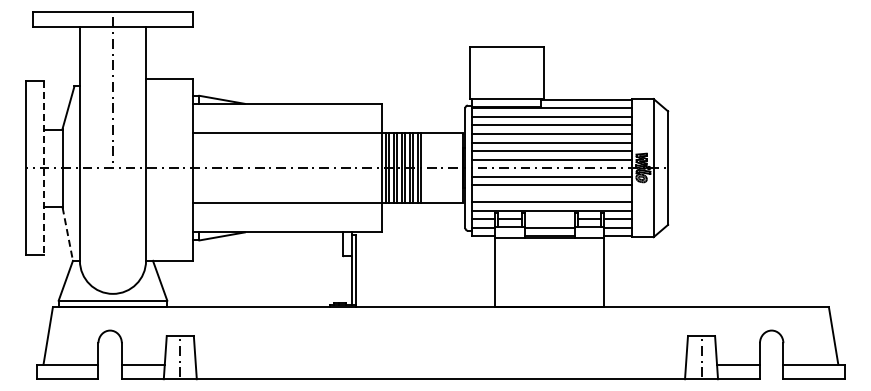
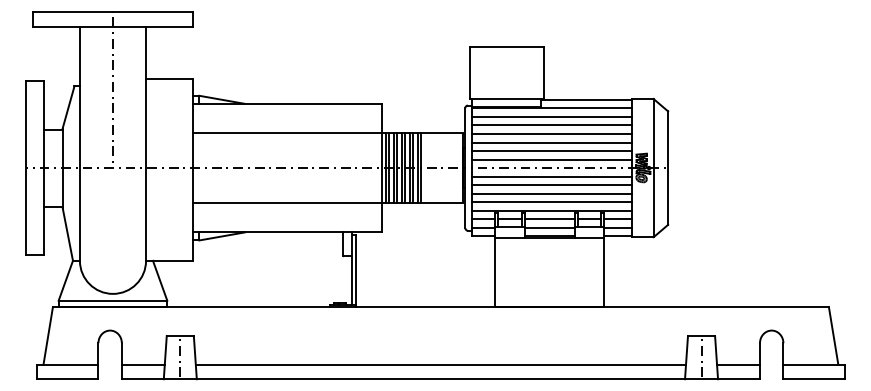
line: dashed -> solid (43, 168)
line: none -> present (552, 193)
line: none -> present (549, 219)
line: dashed -> solid (67, 234)
line: none -> present (440, 364)
